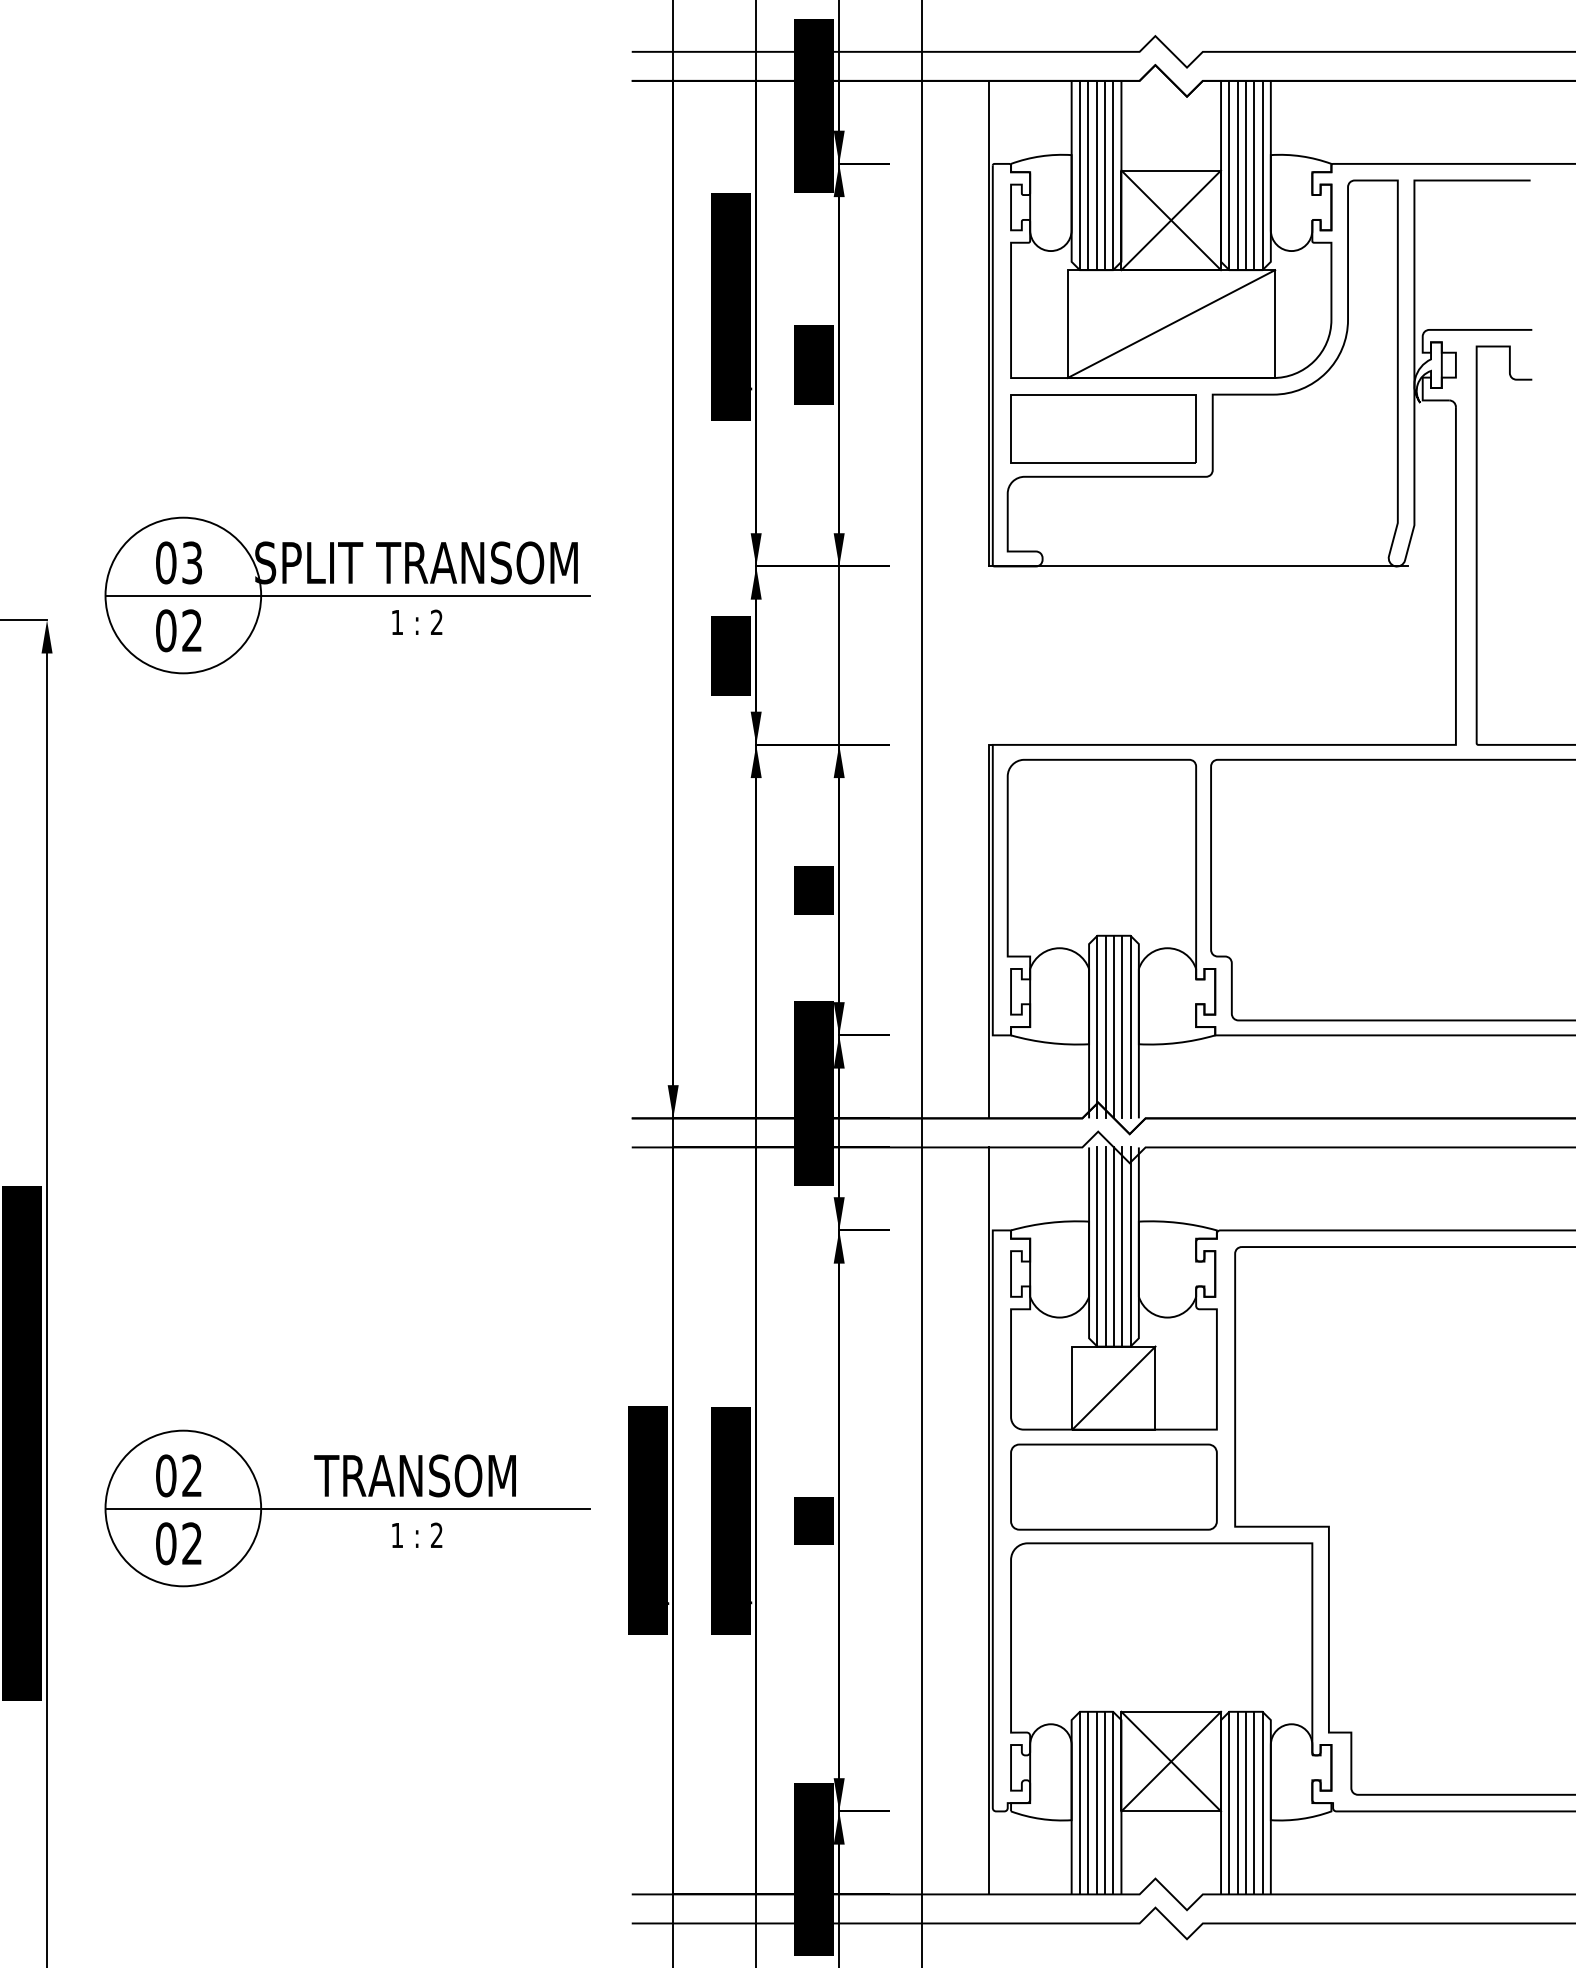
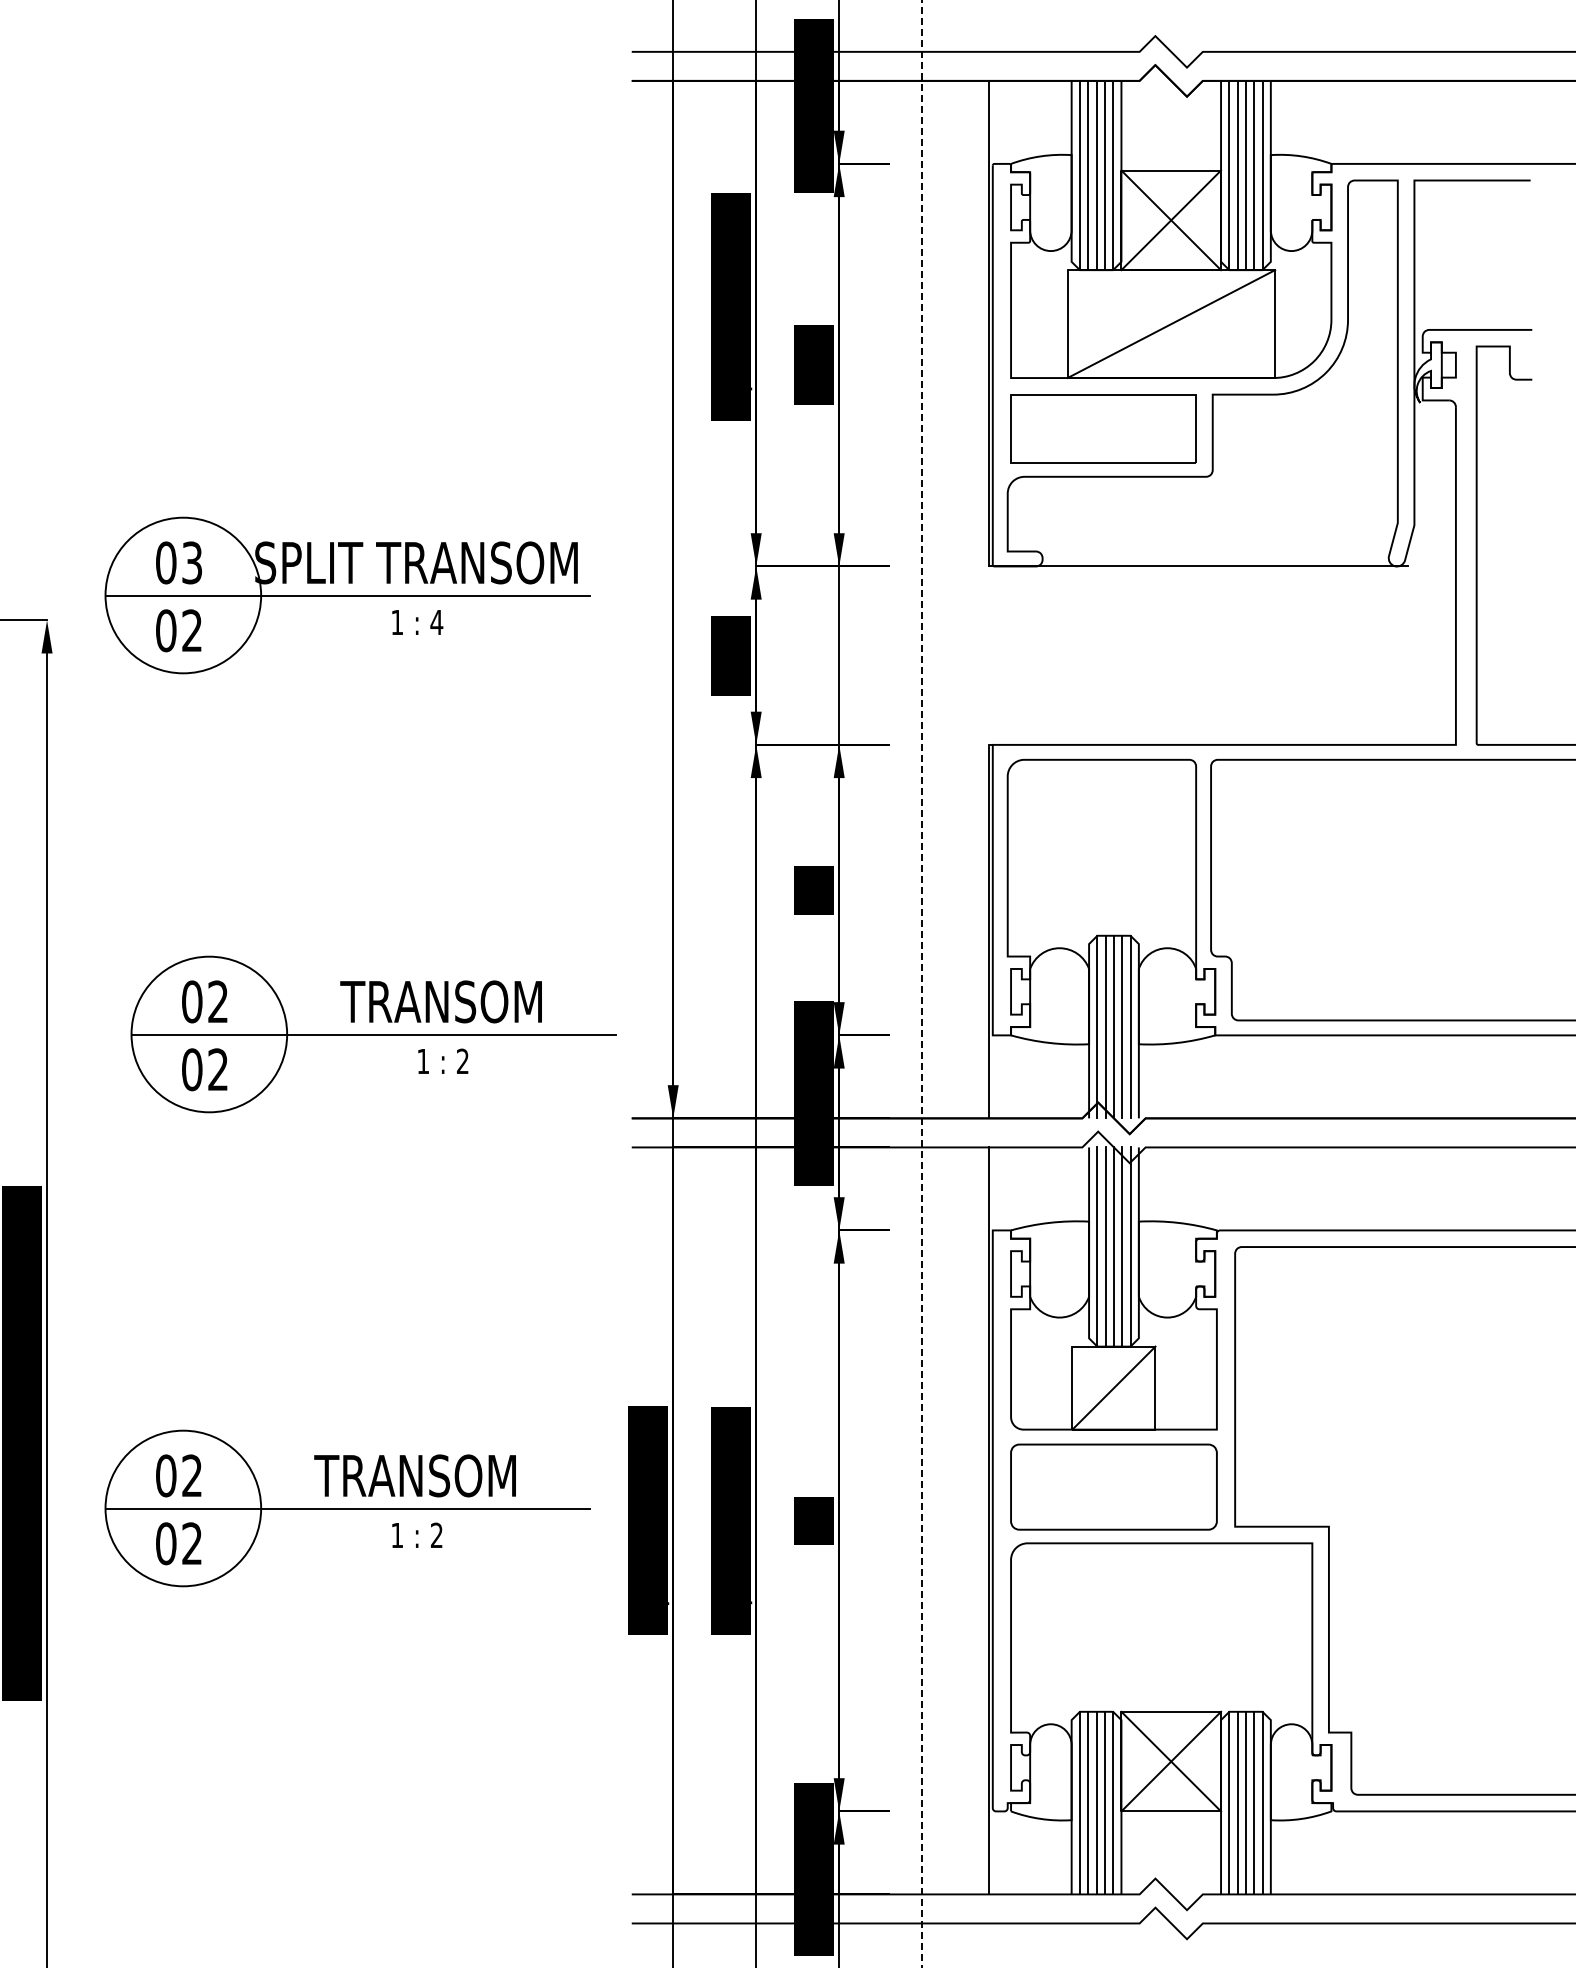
text: 2 -> 4 (436, 621)
line: solid -> dashed (922, 983)
part: none -> present (373, 1034)
